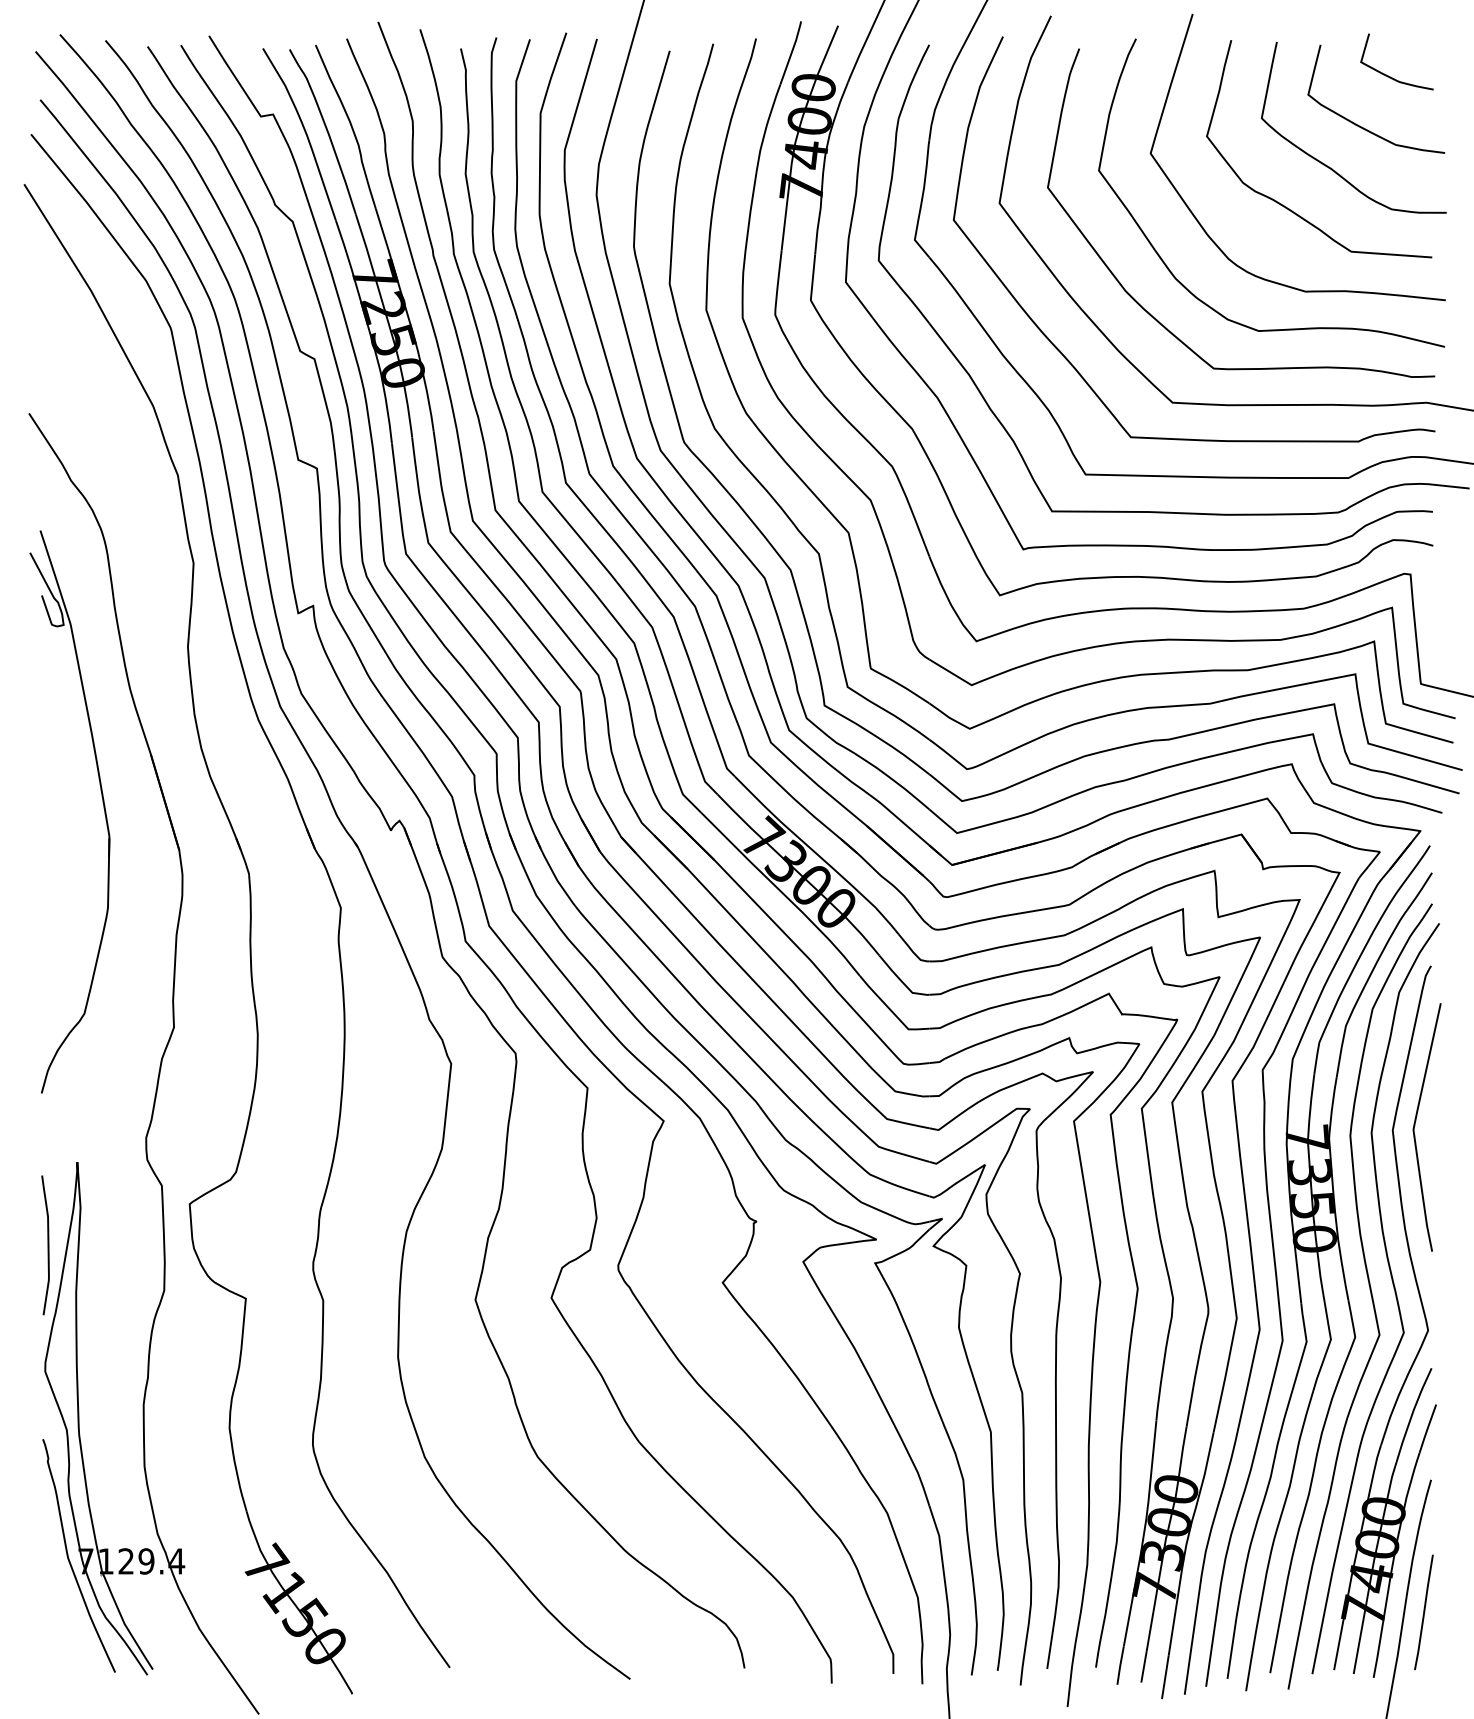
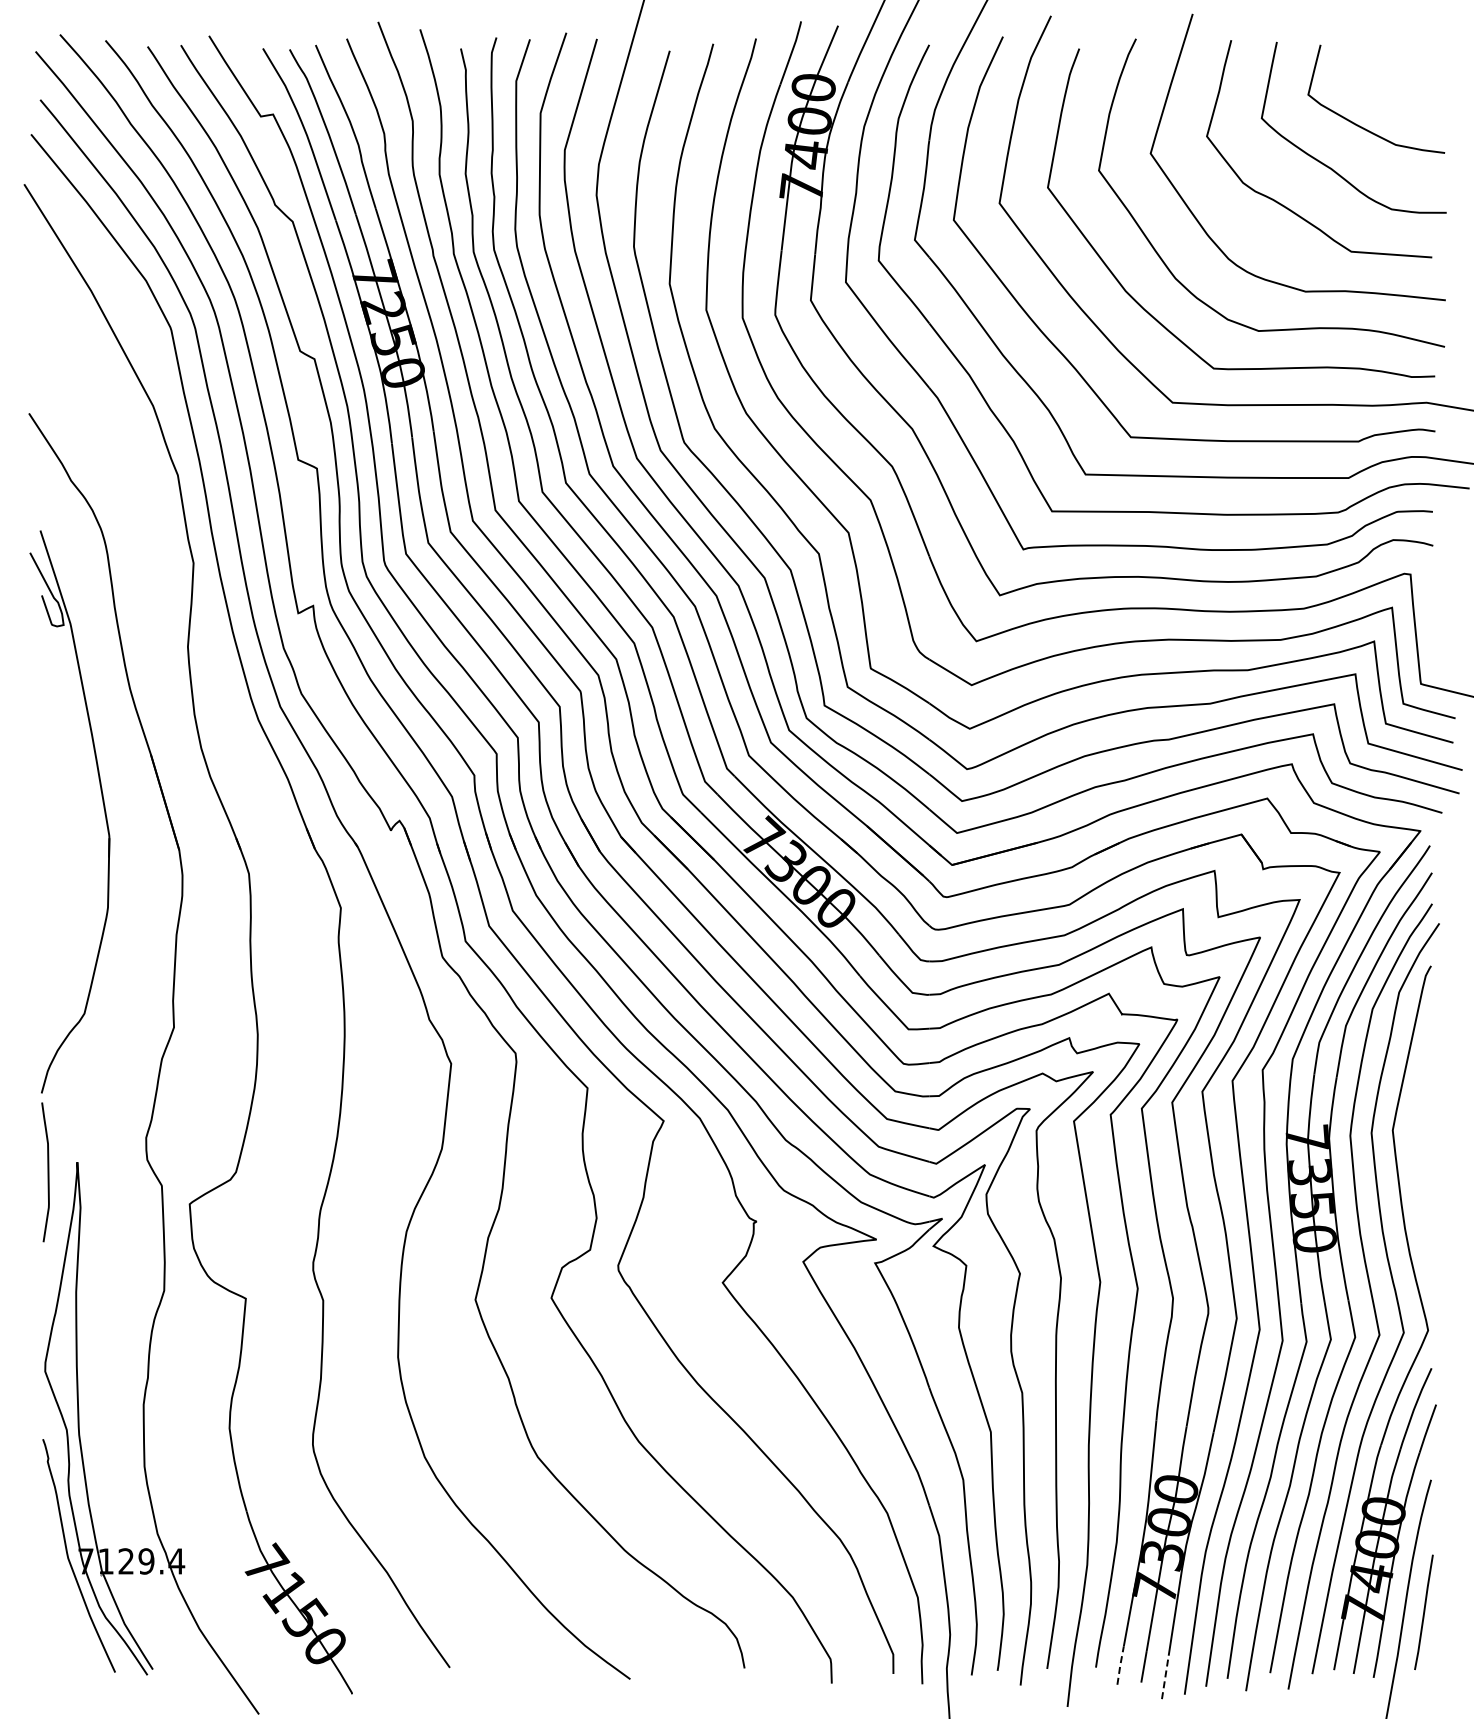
curve: present -> none (1388, 75)
curve: present -> none (1415, 1126)
curve position: (47, 1245) -> (47, 1172) (47, 1172)
line: solid -> dashed (1120, 1665)
line: solid -> dashed (1165, 1677)
